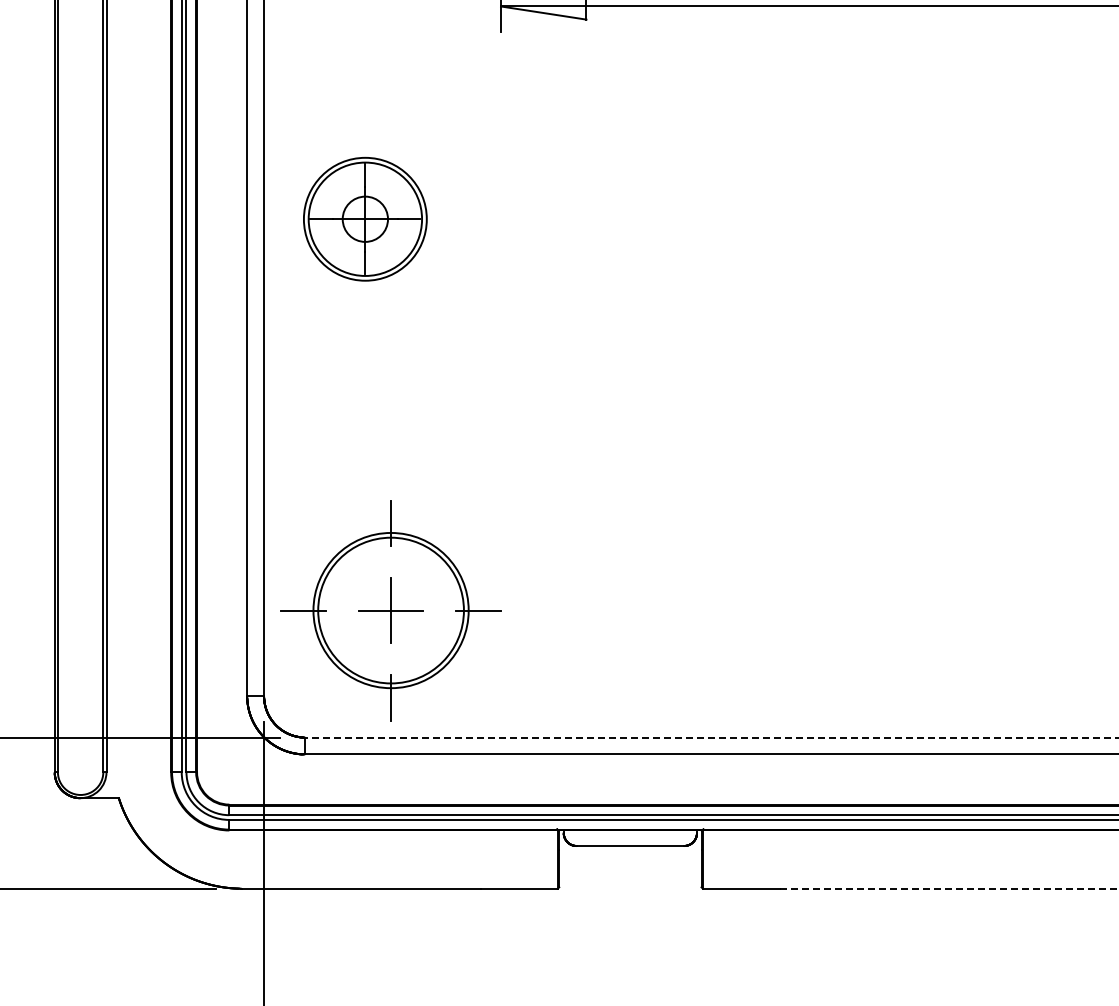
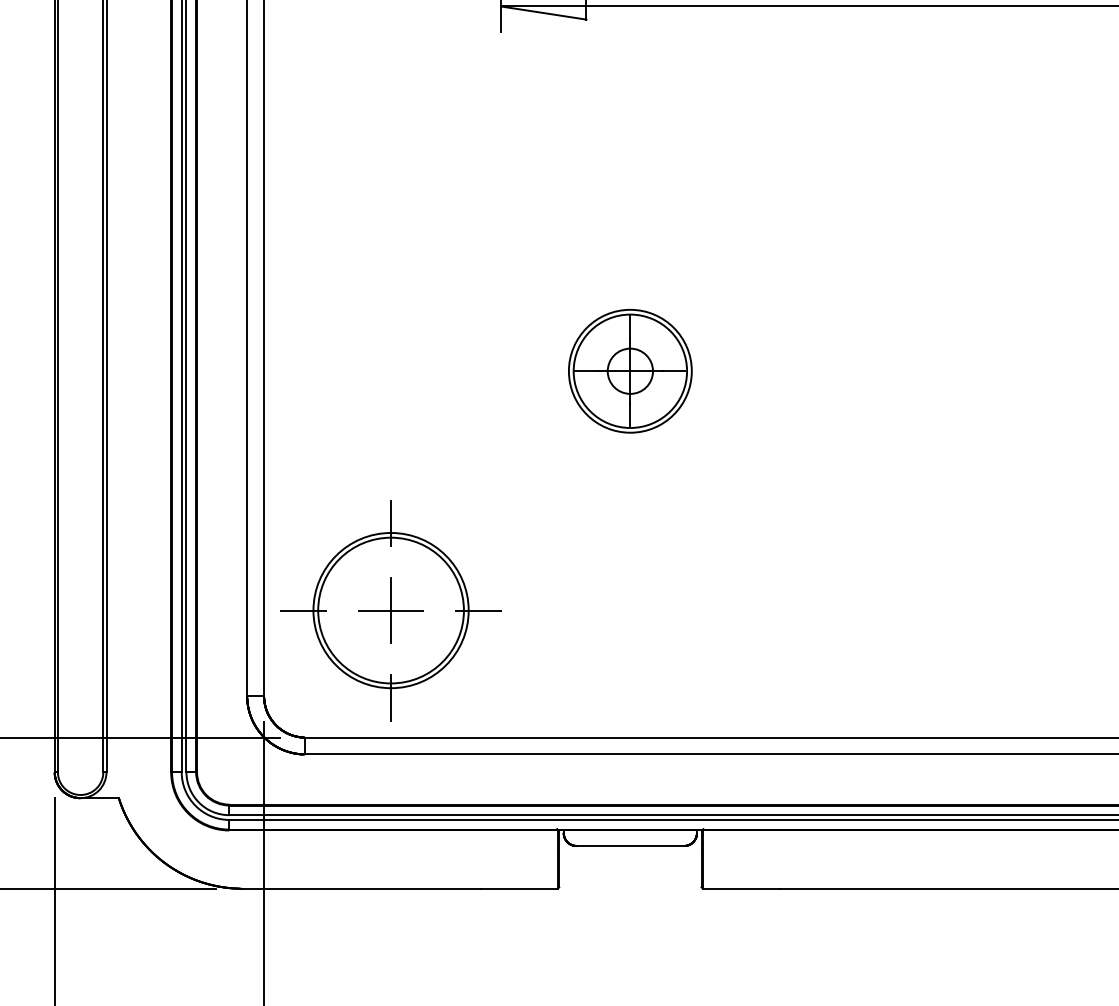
part position: (365, 218) -> (630, 370) (630, 370)
line: dashed -> solid (711, 737)
line: dashed -> solid (949, 888)
line: none -> present (54, 900)
